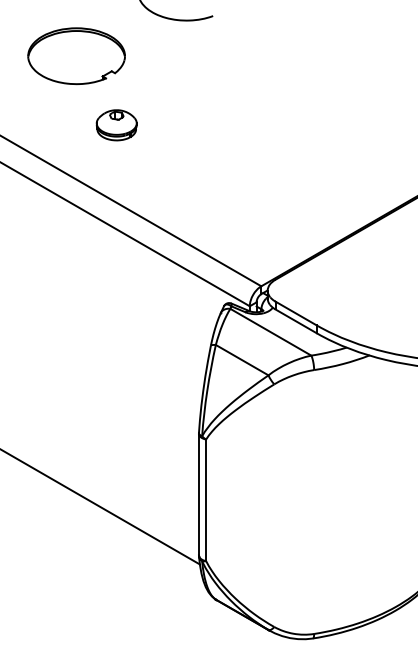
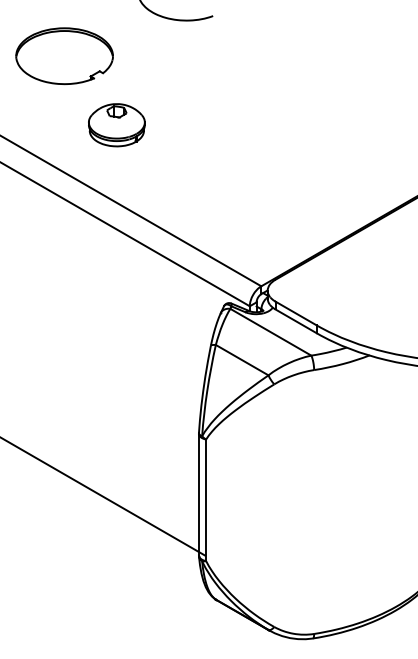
part position: (76, 56) -> (64, 56) (64, 56)
part size: 43x33 px -> 58x45 px (116, 125)
line position: (100, 507) -> (103, 496) (103, 496)
